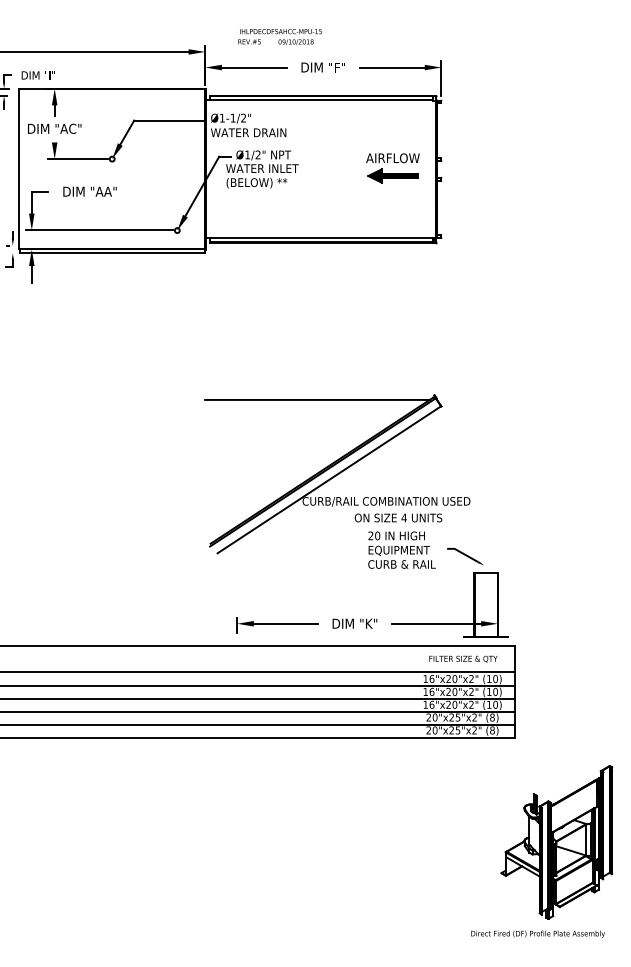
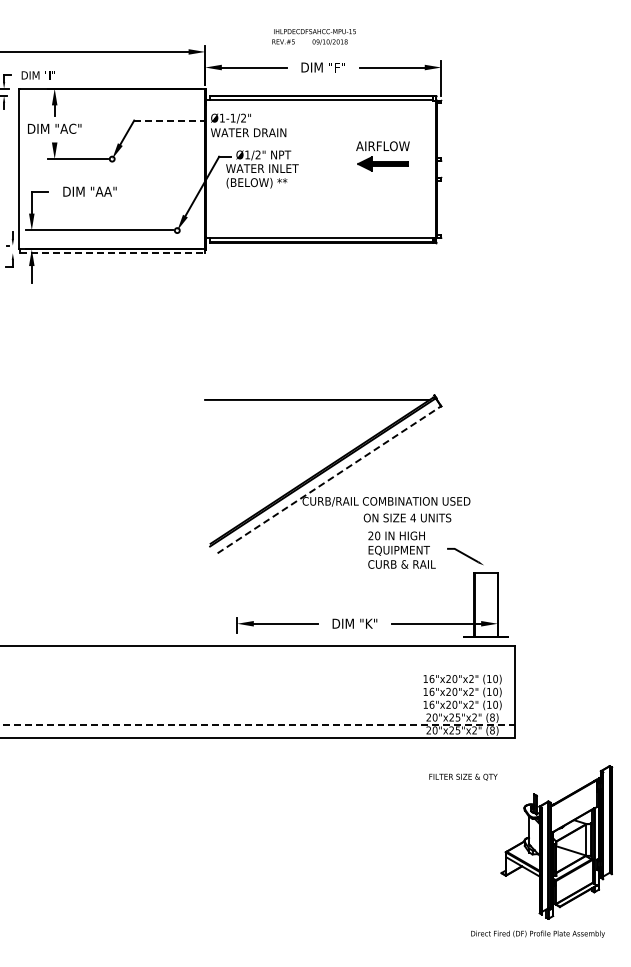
text position: (279, 36) -> (313, 36) (313, 36)
line: solid -> dashed (170, 120)
part position: (392, 168) -> (382, 156) (382, 156)
line: solid -> dashed (112, 253)
line: solid -> dashed (329, 479)
text position: (398, 517) -> (407, 517) (407, 517)
text position: (463, 658) -> (463, 776) (463, 776)
line: present -> none (258, 672)
line: present -> none (258, 686)
line: present -> none (258, 699)
line: present -> none (258, 712)
line: solid -> dashed (257, 725)
